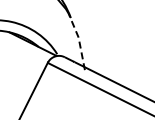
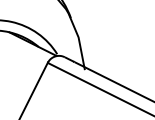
line: dashed -> solid (79, 40)
